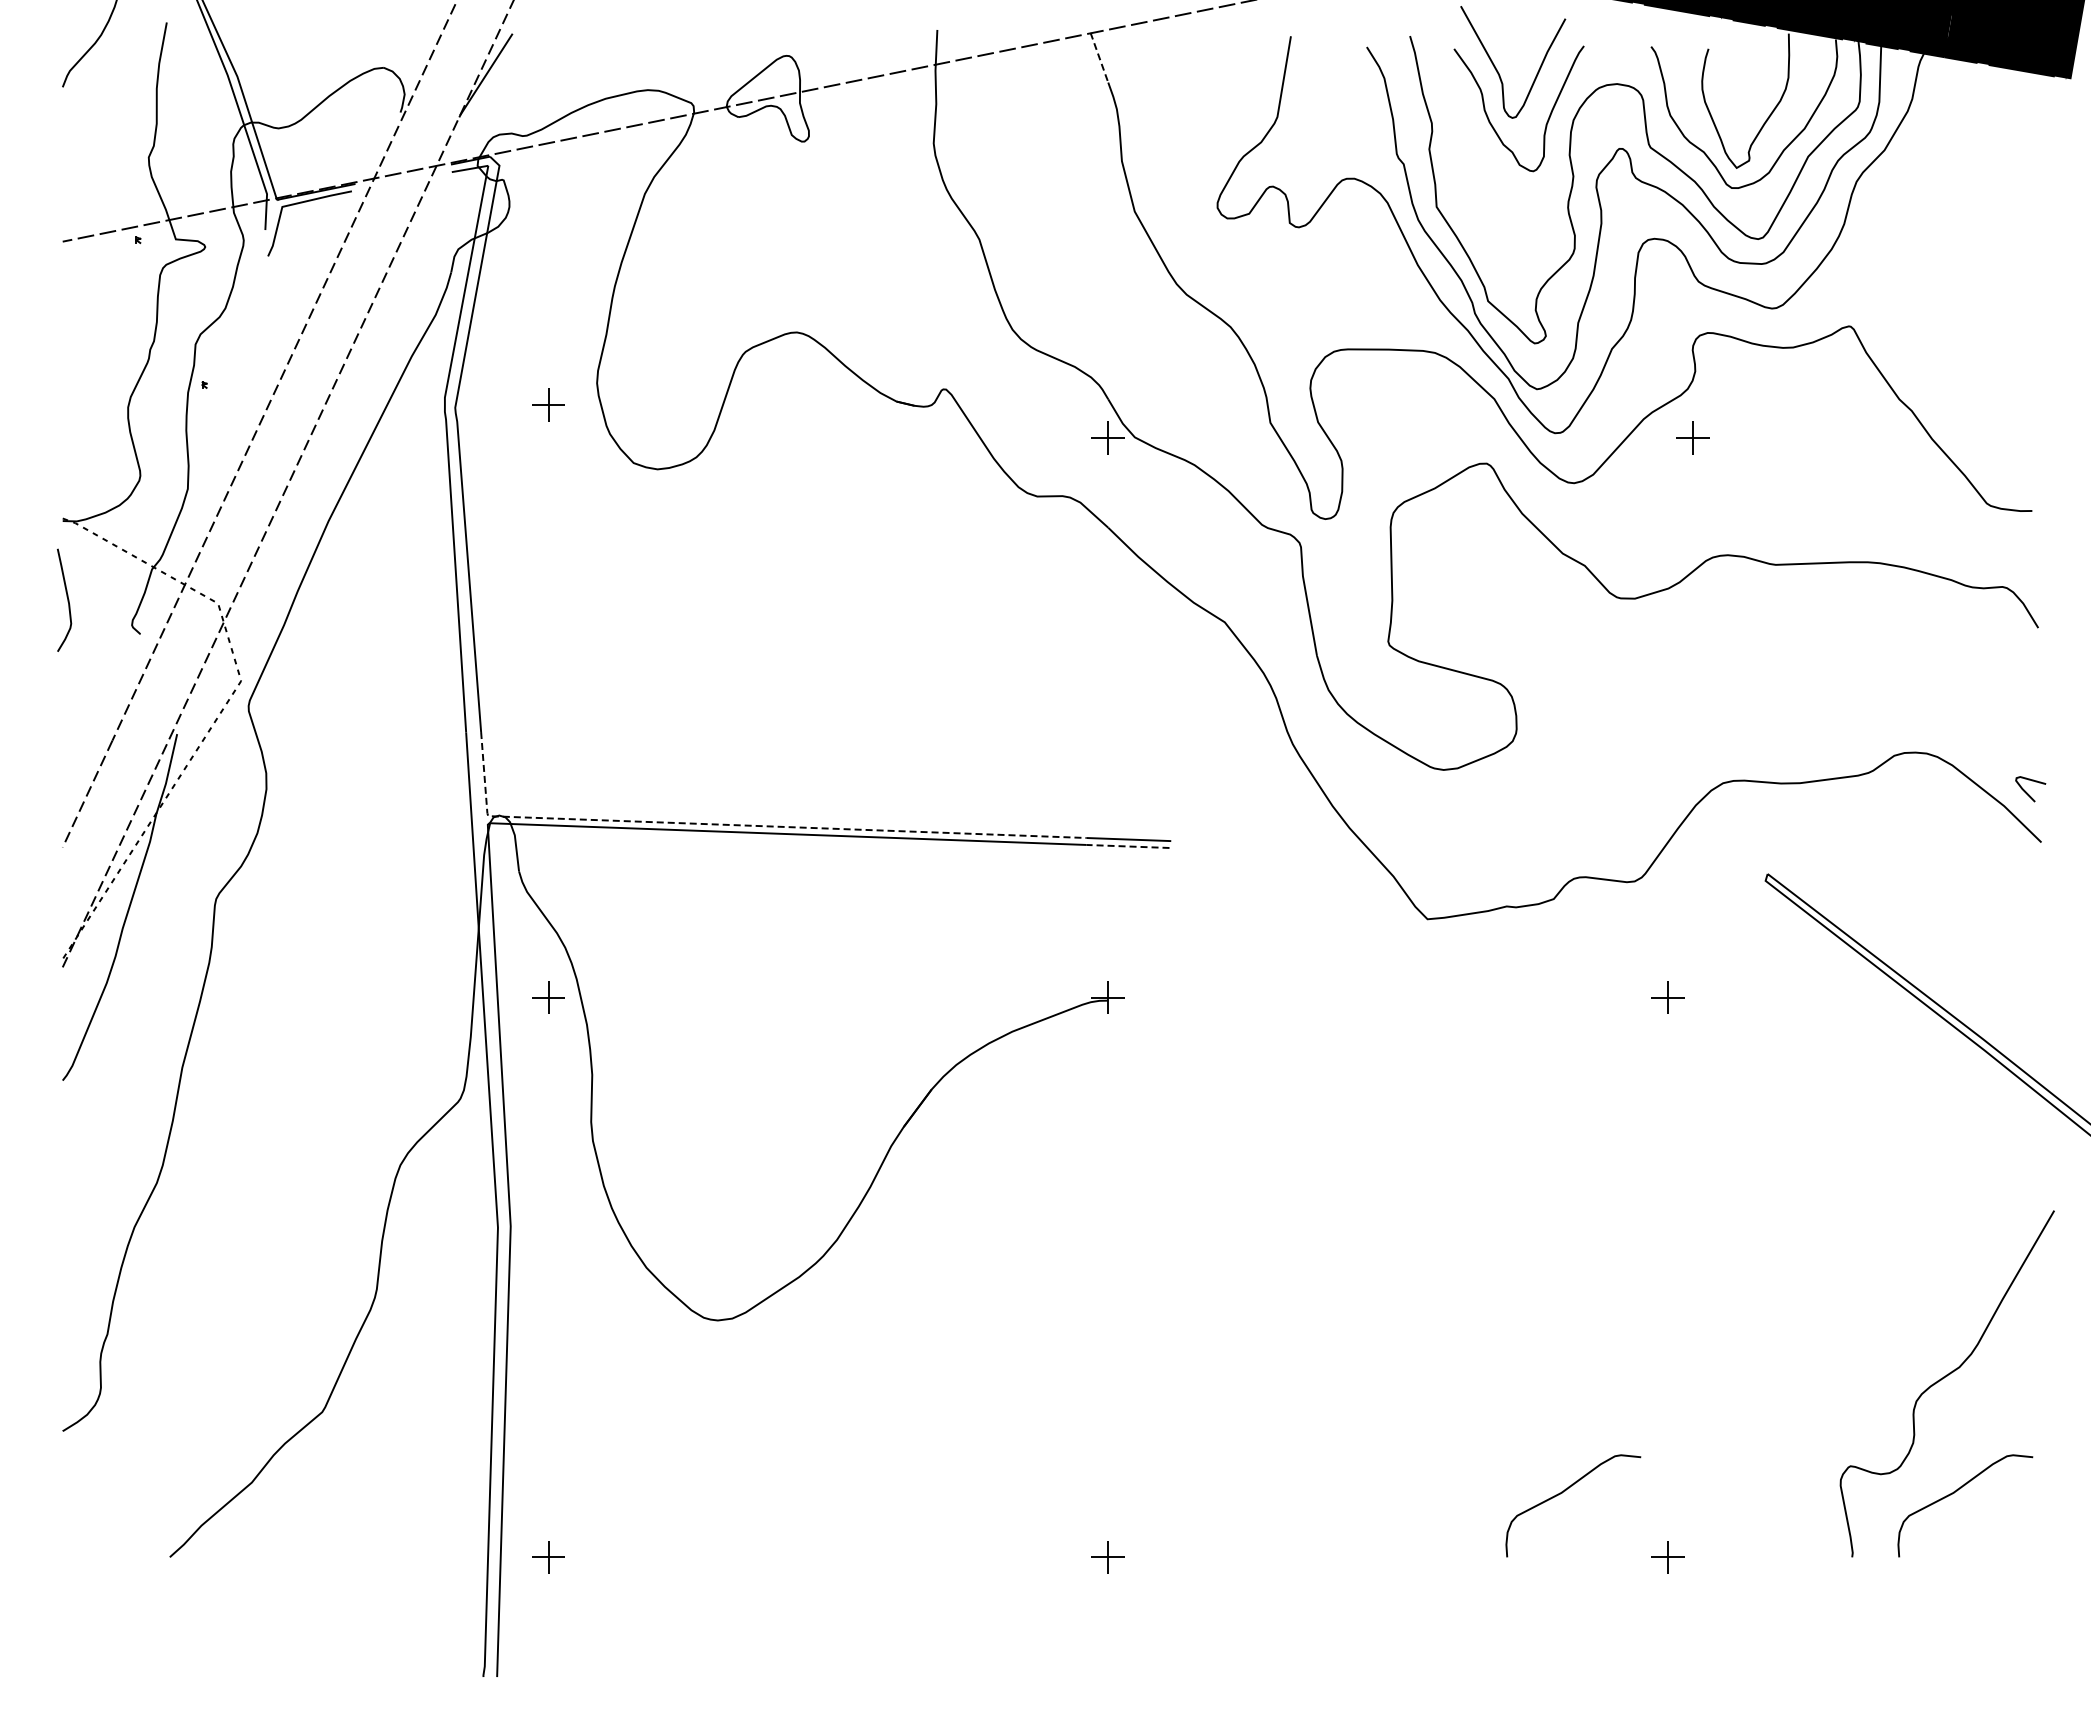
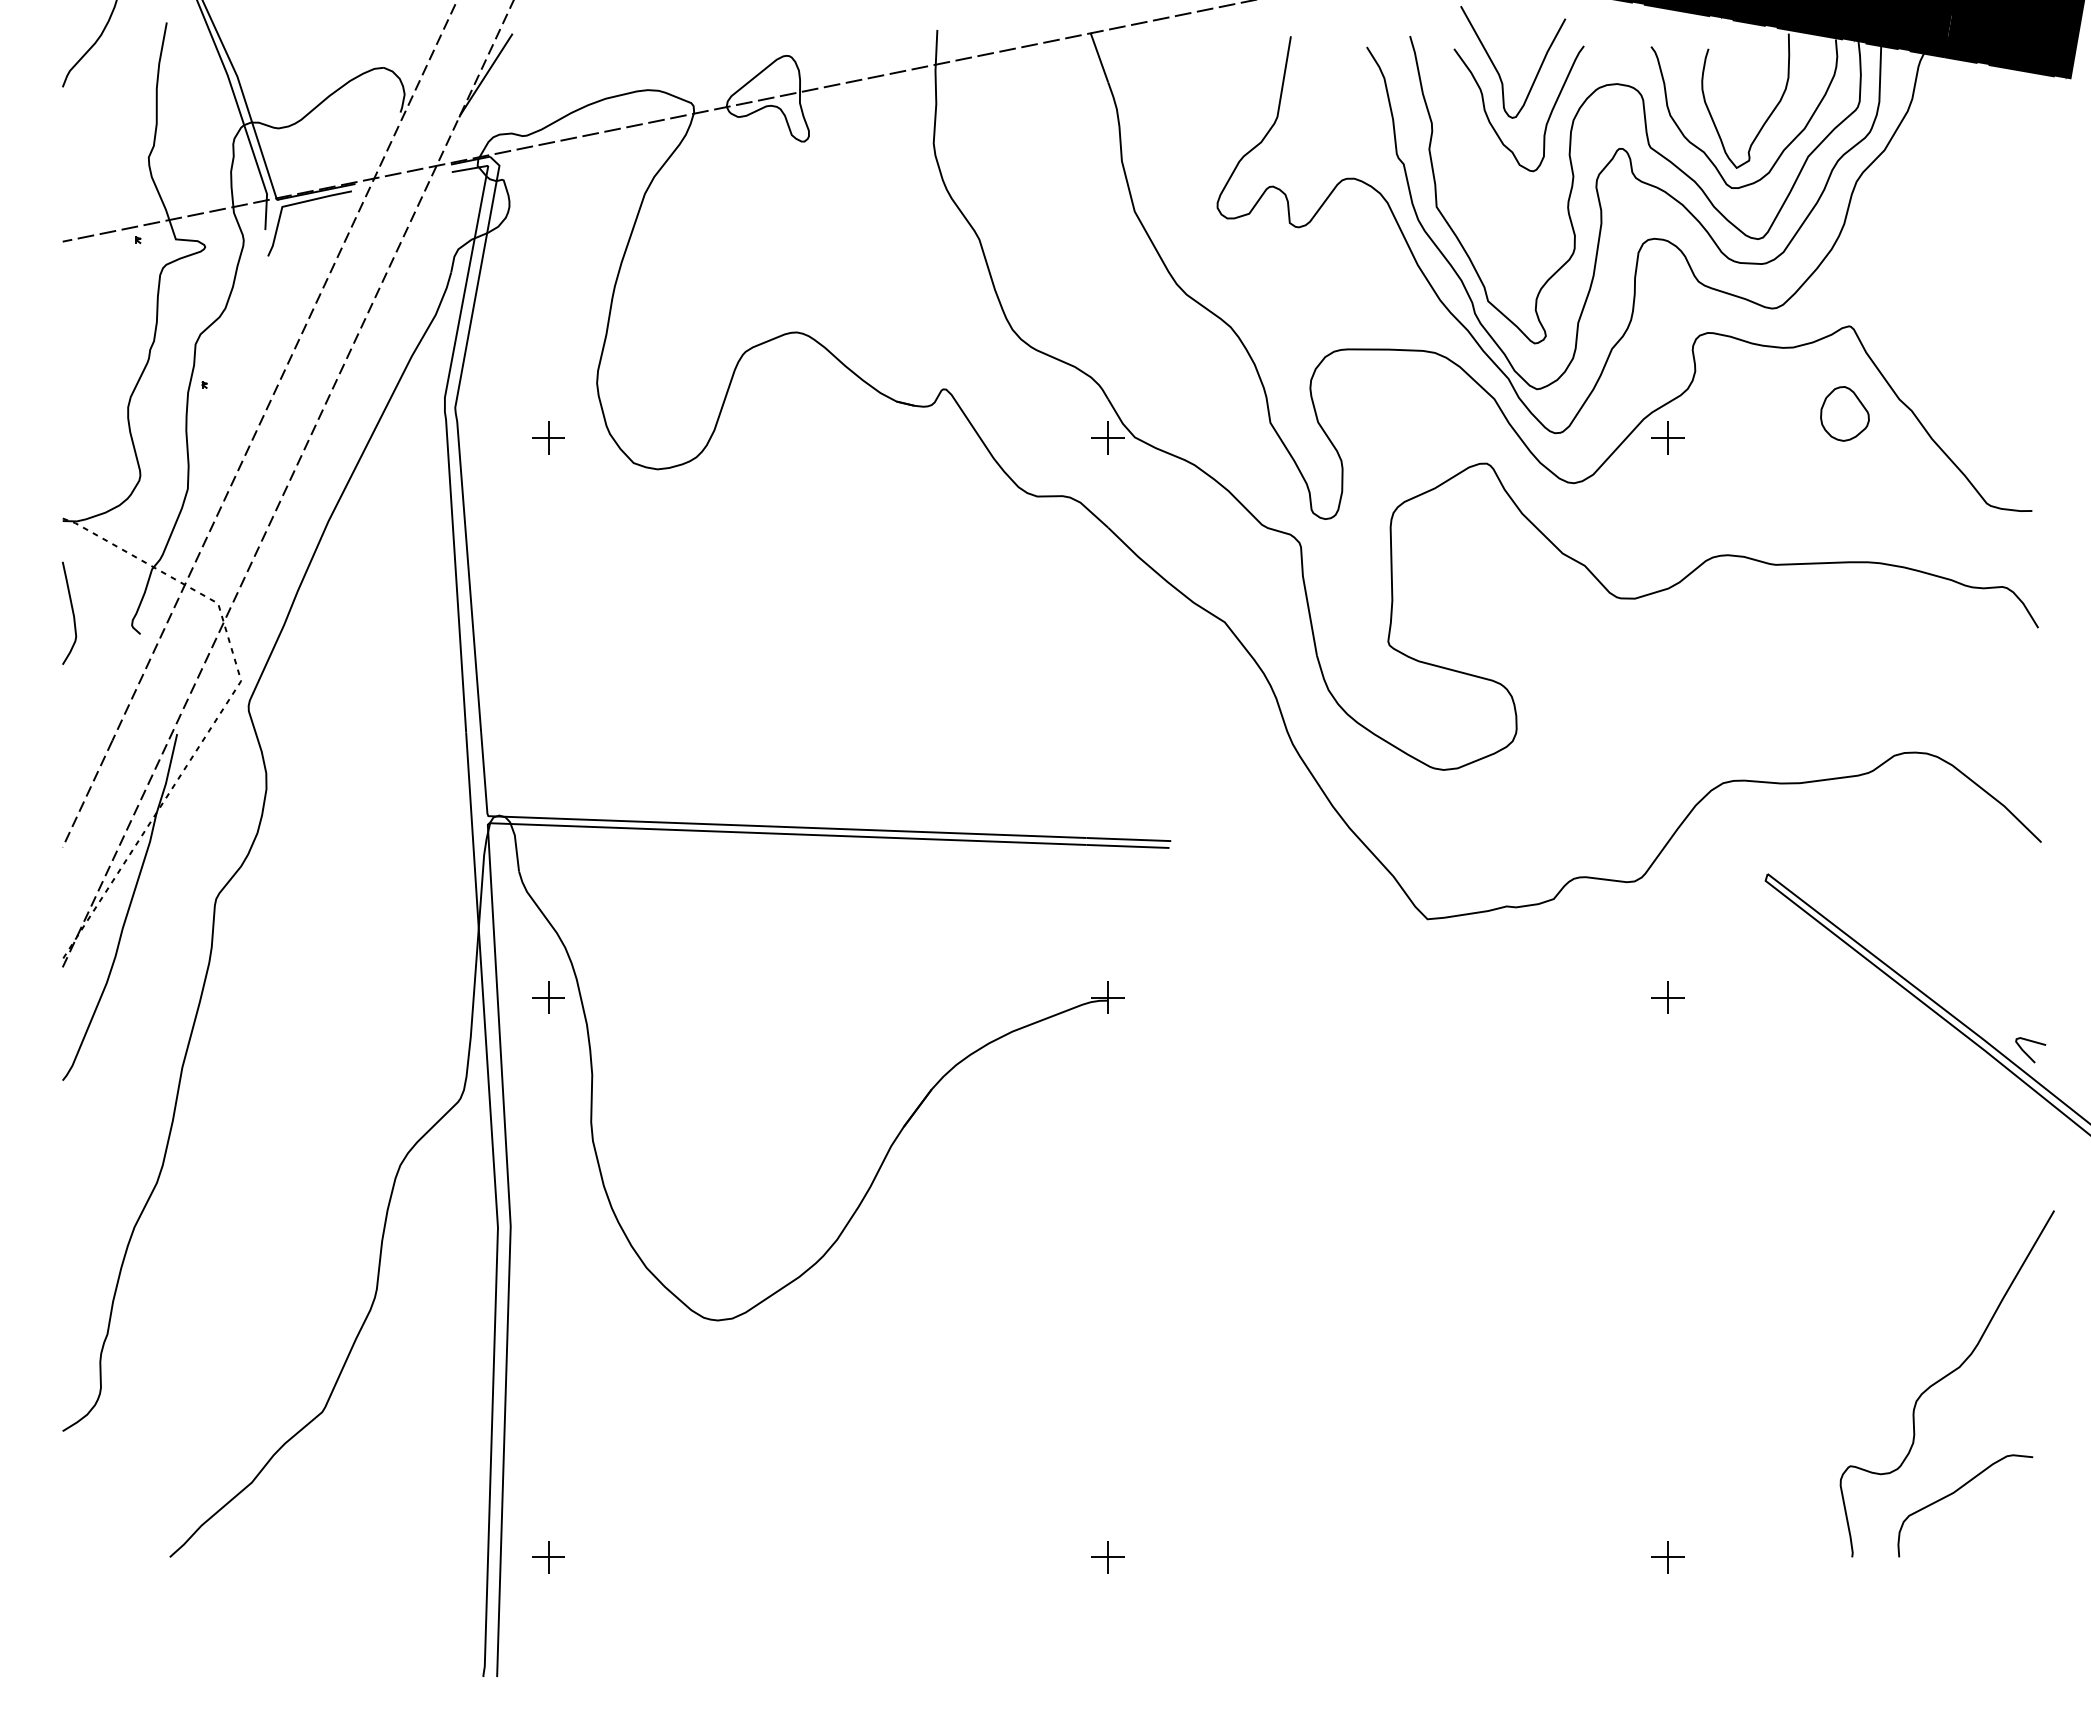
line: dashed -> solid (1099, 58)
part position: (548, 404) -> (548, 437) (548, 437)
part: none -> present (1844, 413)
part position: (1692, 437) -> (1667, 437) (1667, 437)
curve position: (66, 597) -> (71, 610) (71, 610)
curve position: (2027, 792) -> (2027, 1053) (2027, 1053)
line: dashed -> solid (743, 825)
line: dashed -> solid (1127, 846)
curve: present -> none (1565, 1491)
